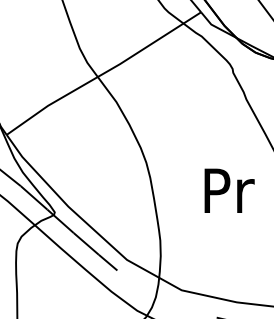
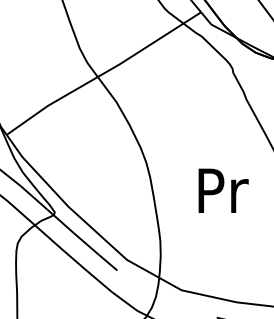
text position: (229, 190) -> (223, 190) (223, 190)
